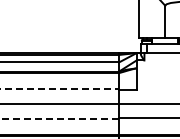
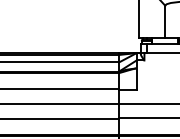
line: dashed -> solid (60, 89)
line: dashed -> solid (59, 118)
